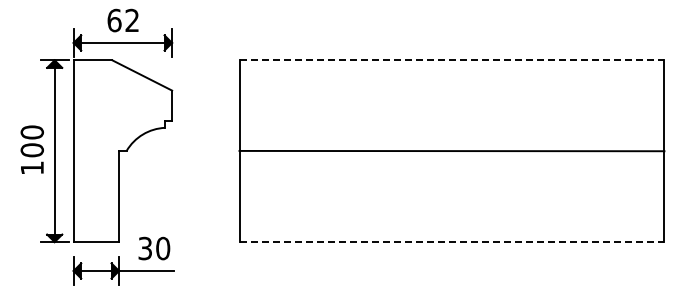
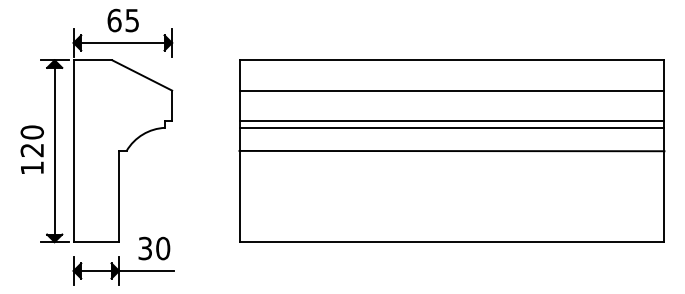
text: 62 -> 65 (131, 20)
line: dashed -> solid (452, 60)
line: none -> present (451, 90)
line: none -> present (451, 120)
line: none -> present (451, 127)
text: 100 -> 120 (31, 150)
line: dashed -> solid (452, 242)
